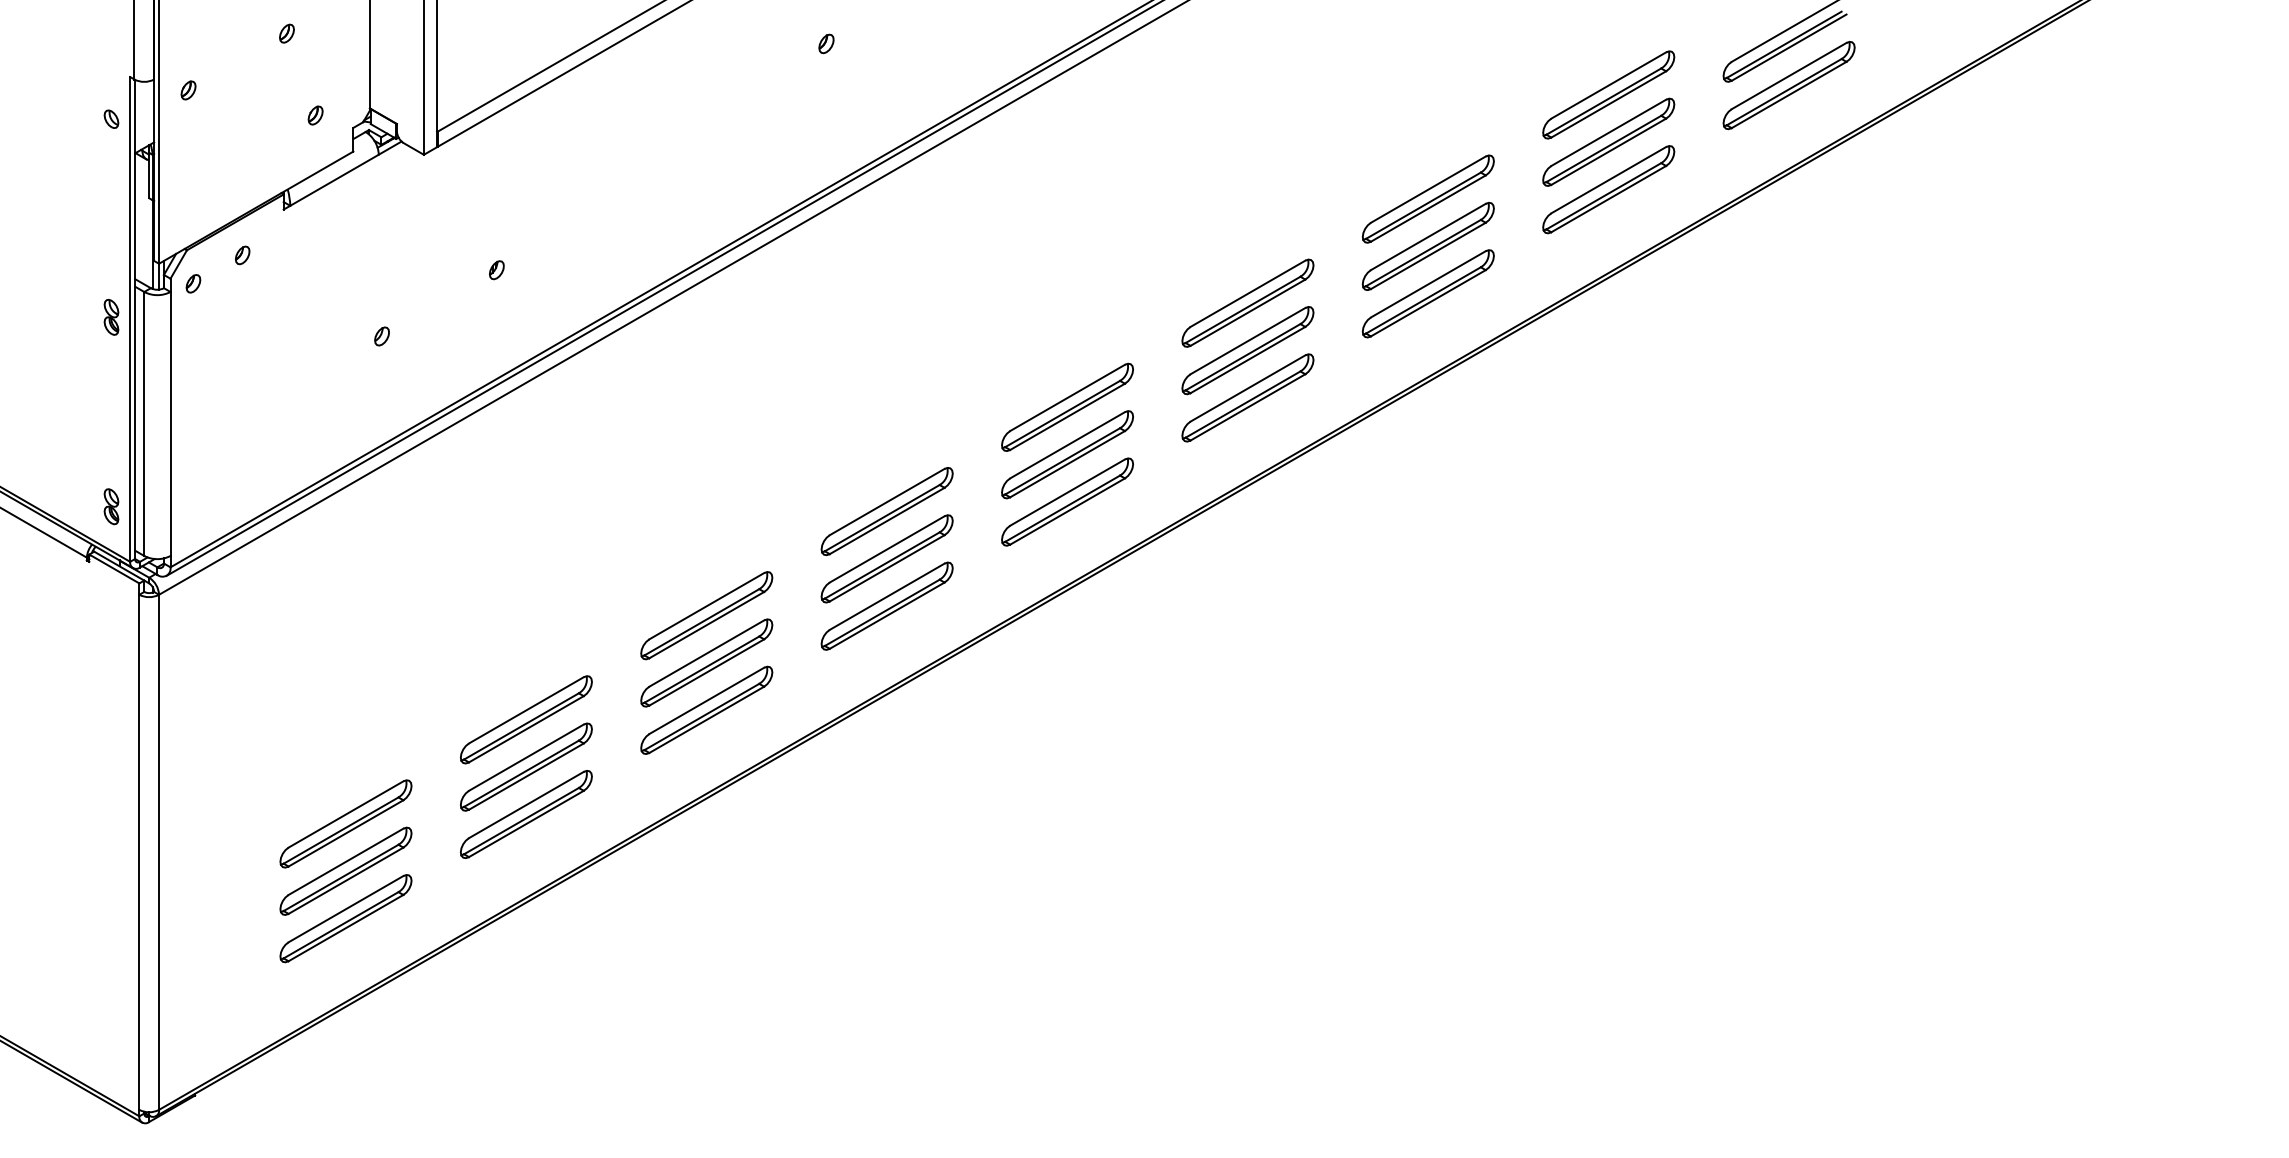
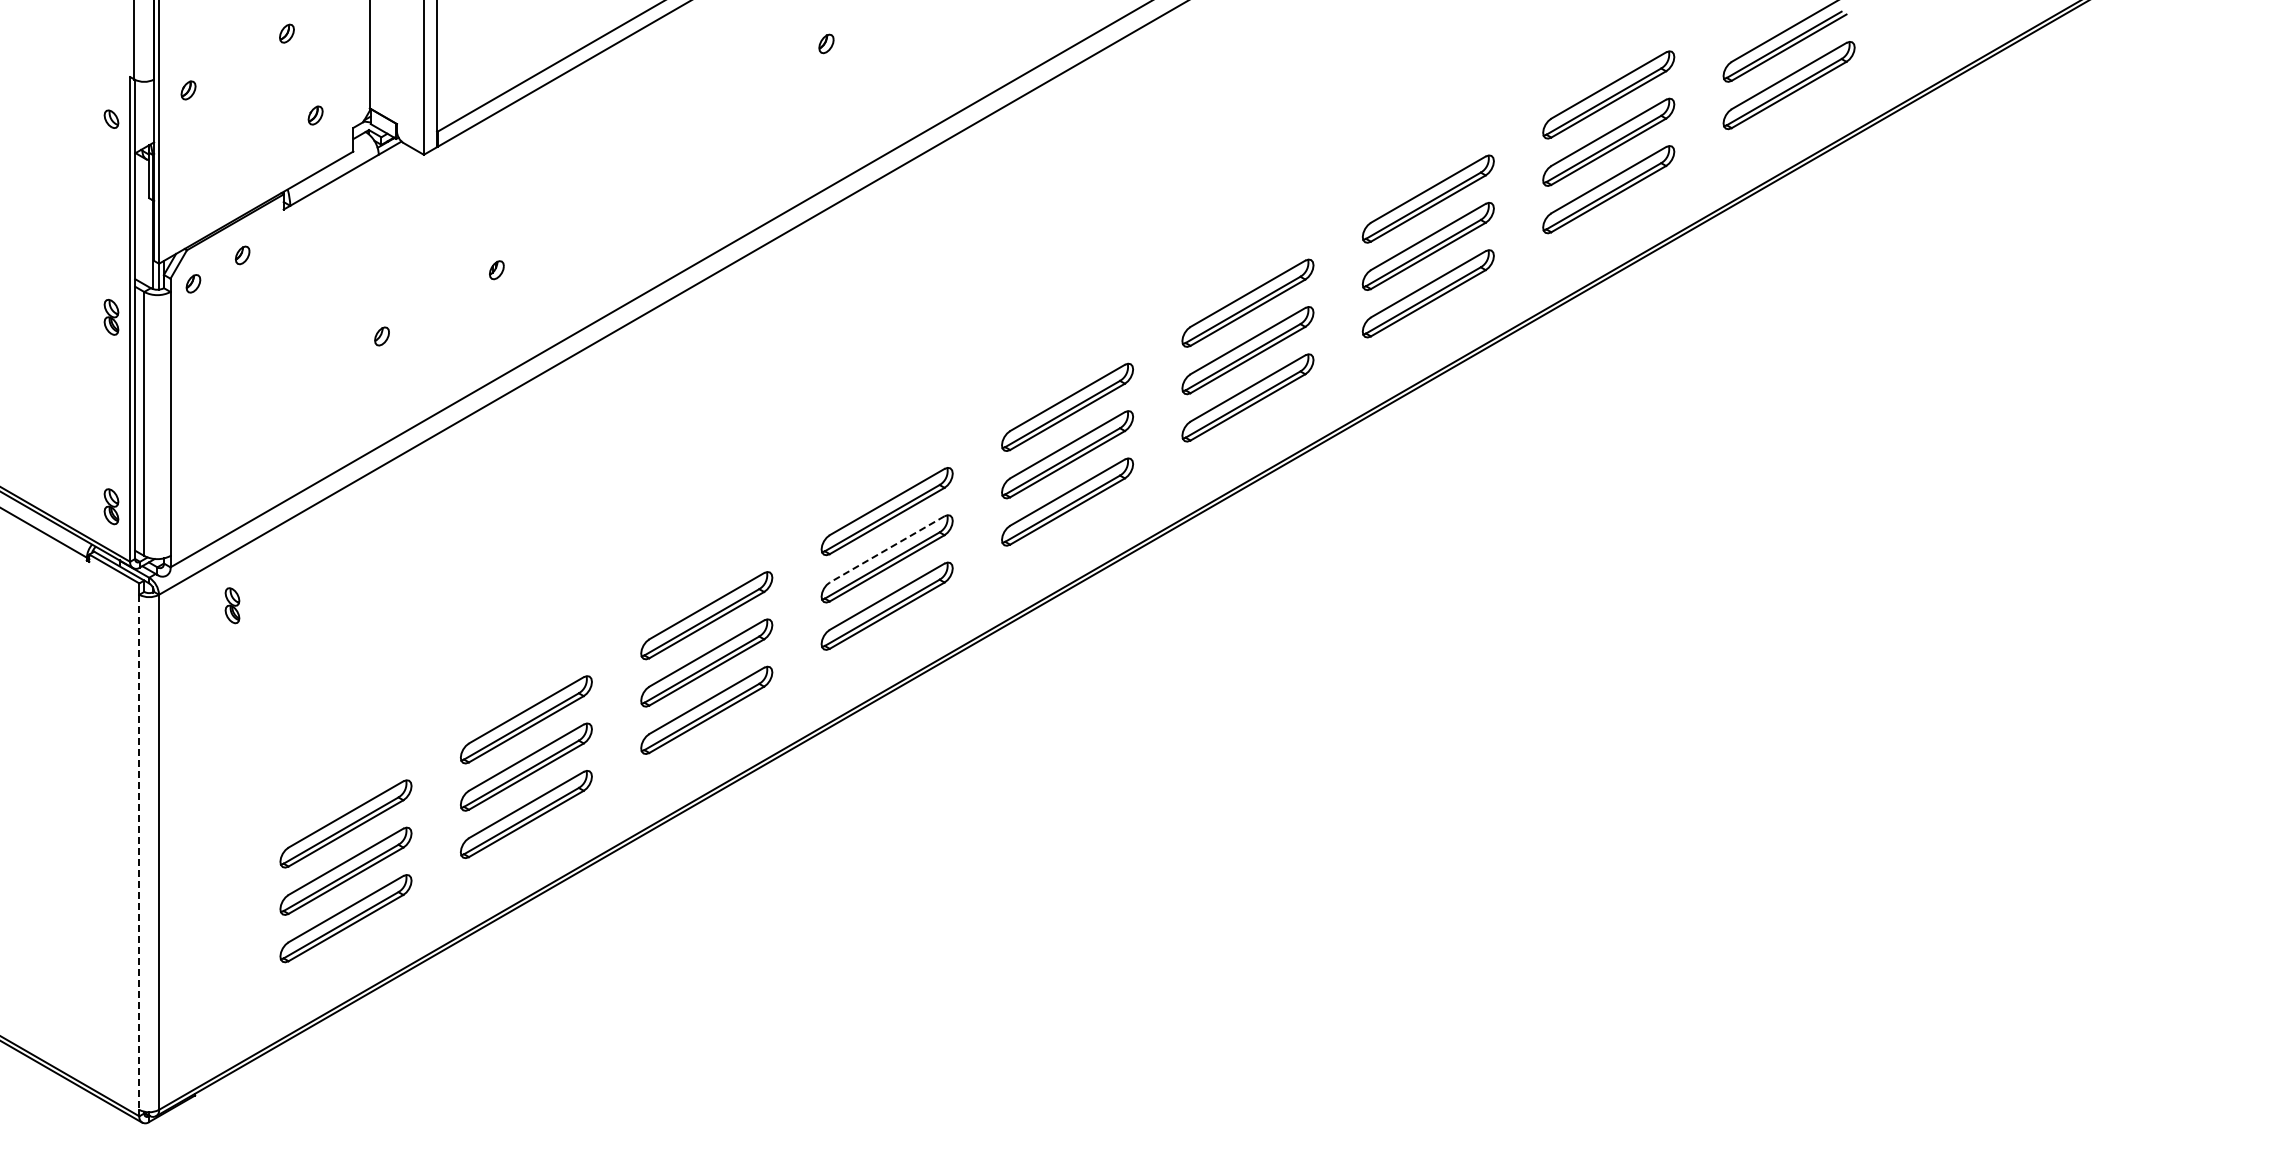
line: present -> none (663, 288)
line: solid -> dashed (886, 549)
part: none -> present (232, 605)
line: solid -> dashed (139, 852)
